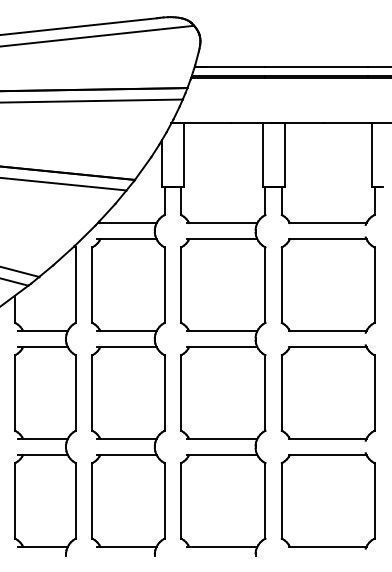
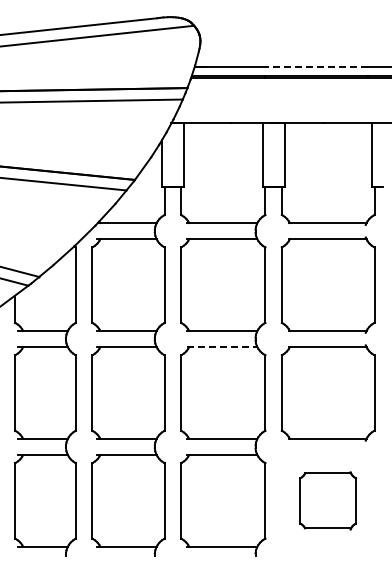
line: solid -> dashed (315, 67)
line: solid -> dashed (222, 347)
part size: 96x98 px -> 58x60 px (327, 500)
